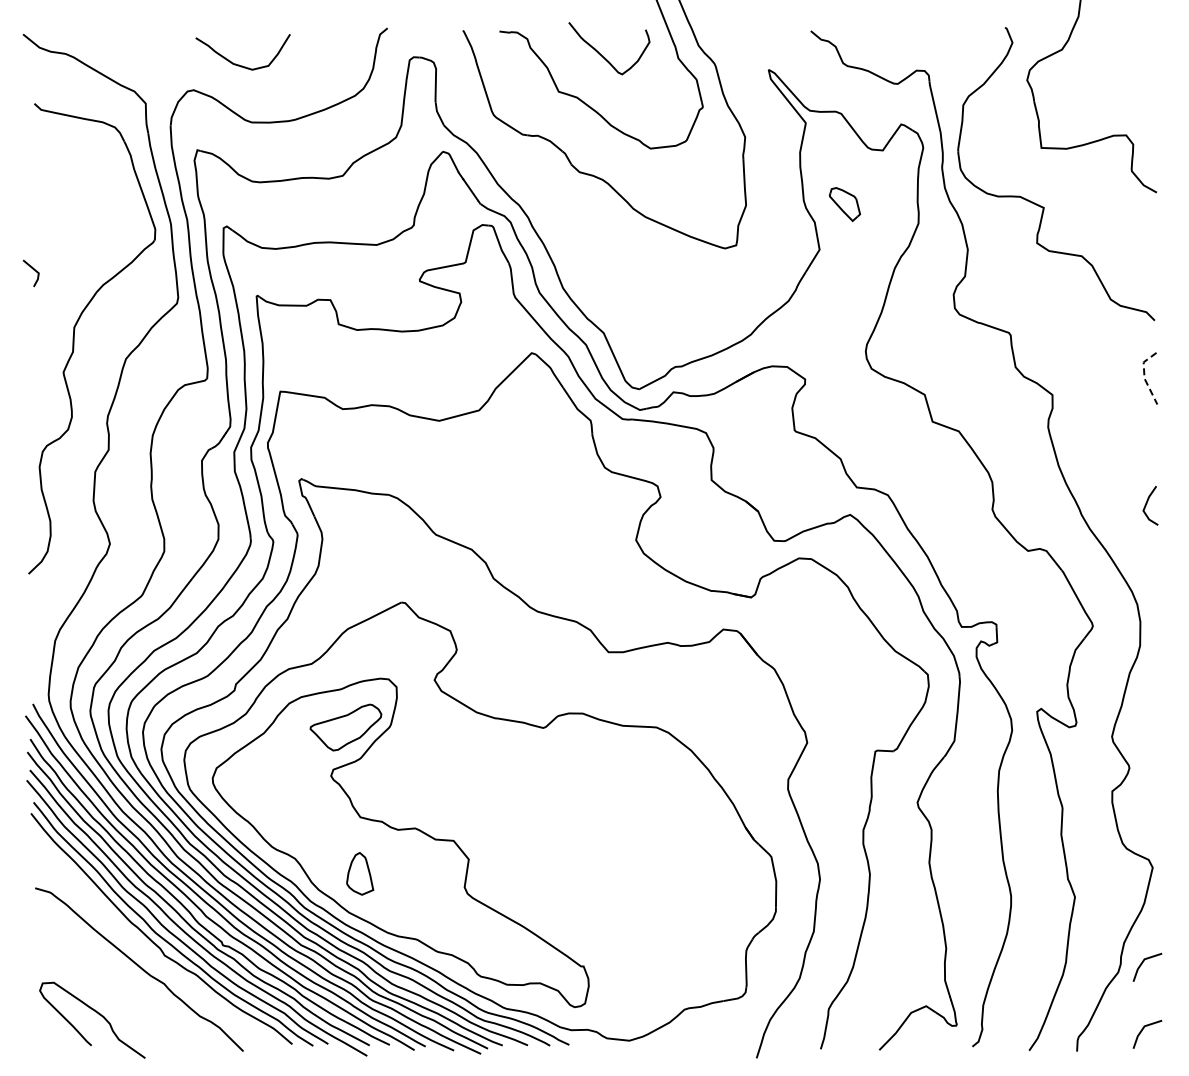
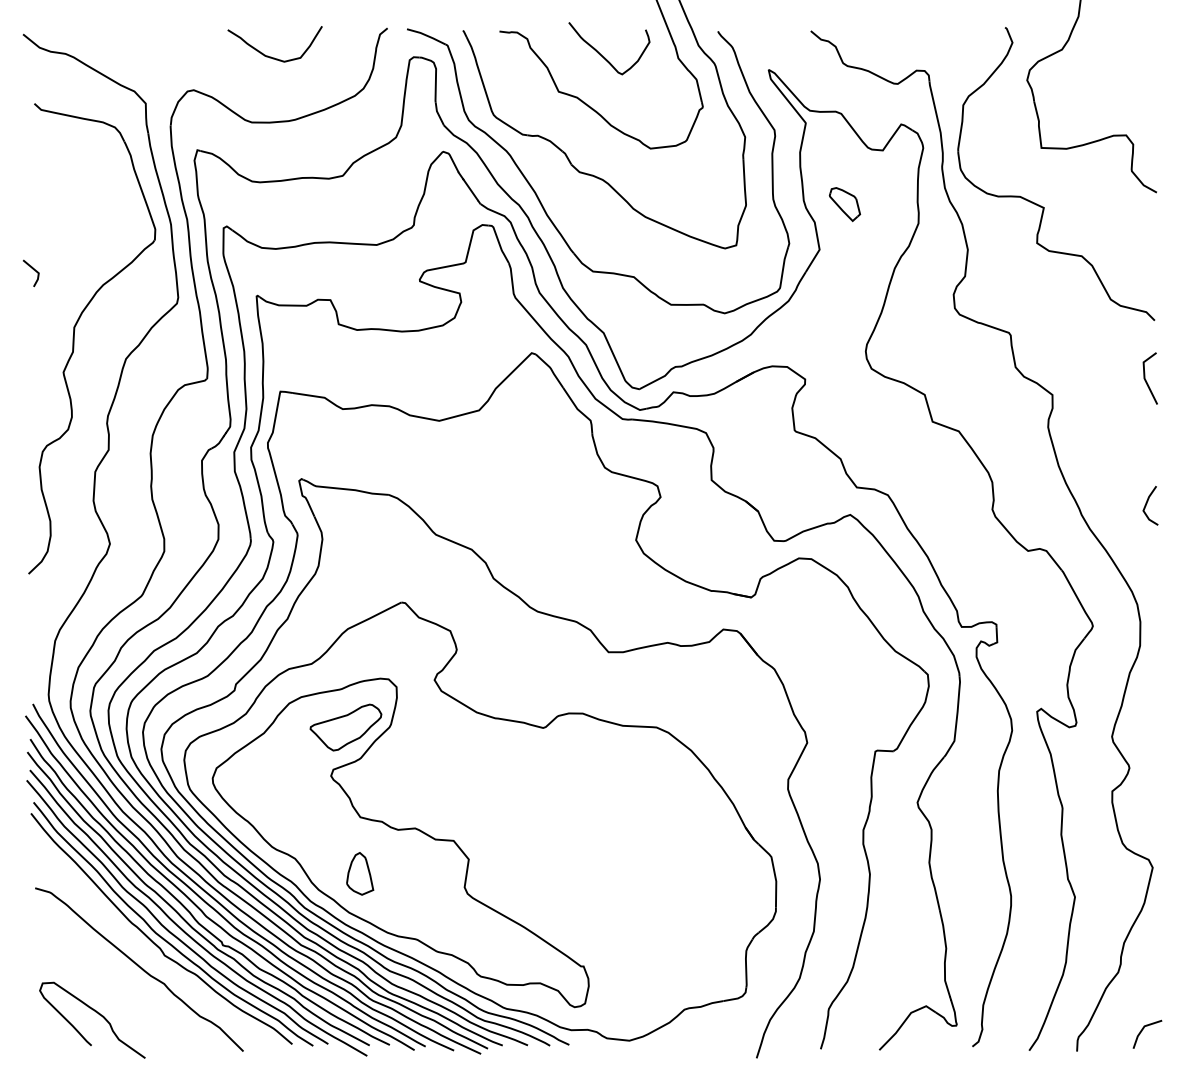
curve position: (239, 64) -> (271, 56) (271, 56)
part: none -> present (540, 200)
line: dashed -> solid (1144, 376)
line: present -> none (1142, 964)
